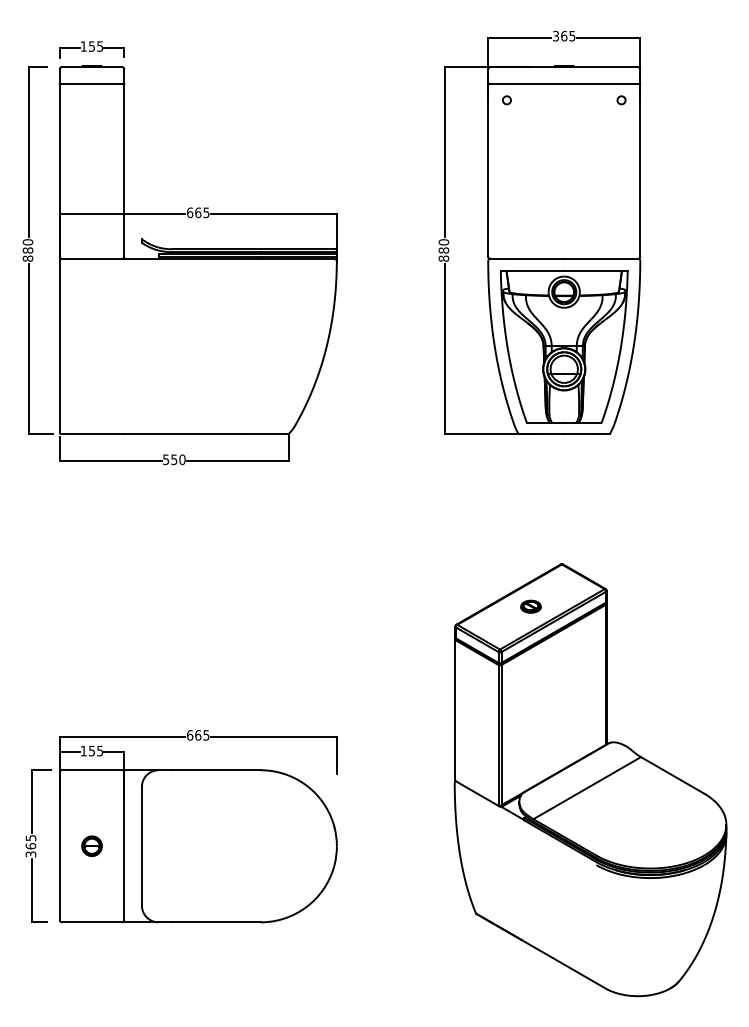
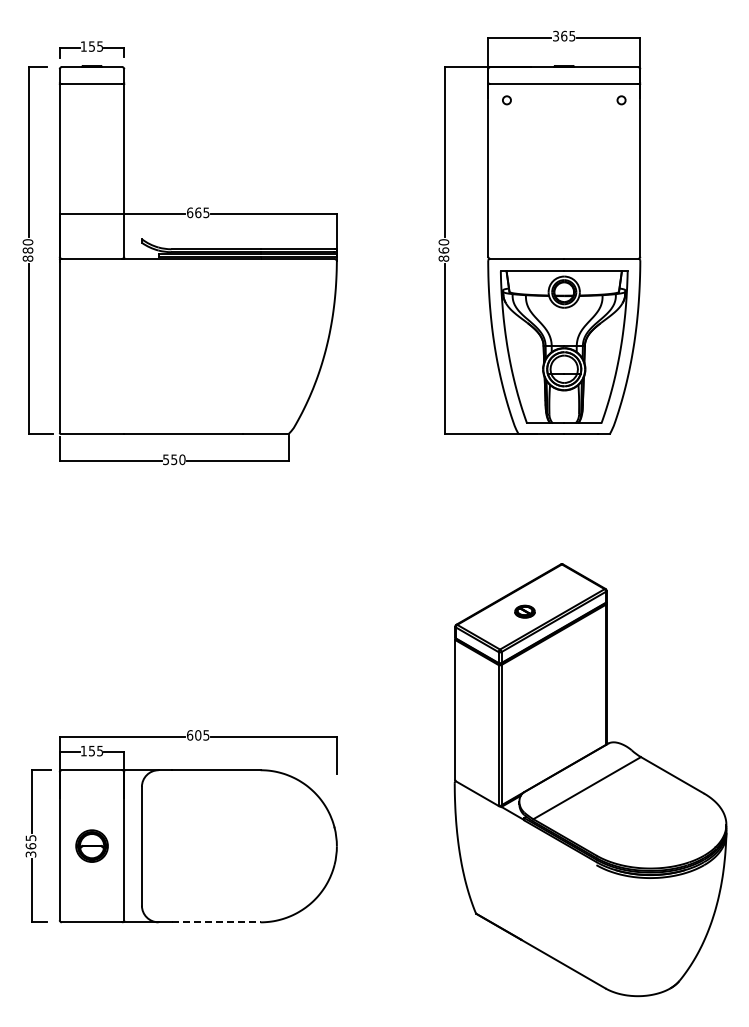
text: 880 -> 860 (443, 250)
part position: (530, 606) -> (524, 611) (524, 611)
text: 665 -> 605 (198, 735)
part size: 22x23 px -> 34x34 px (91, 845)
line: solid -> dashed (216, 922)
